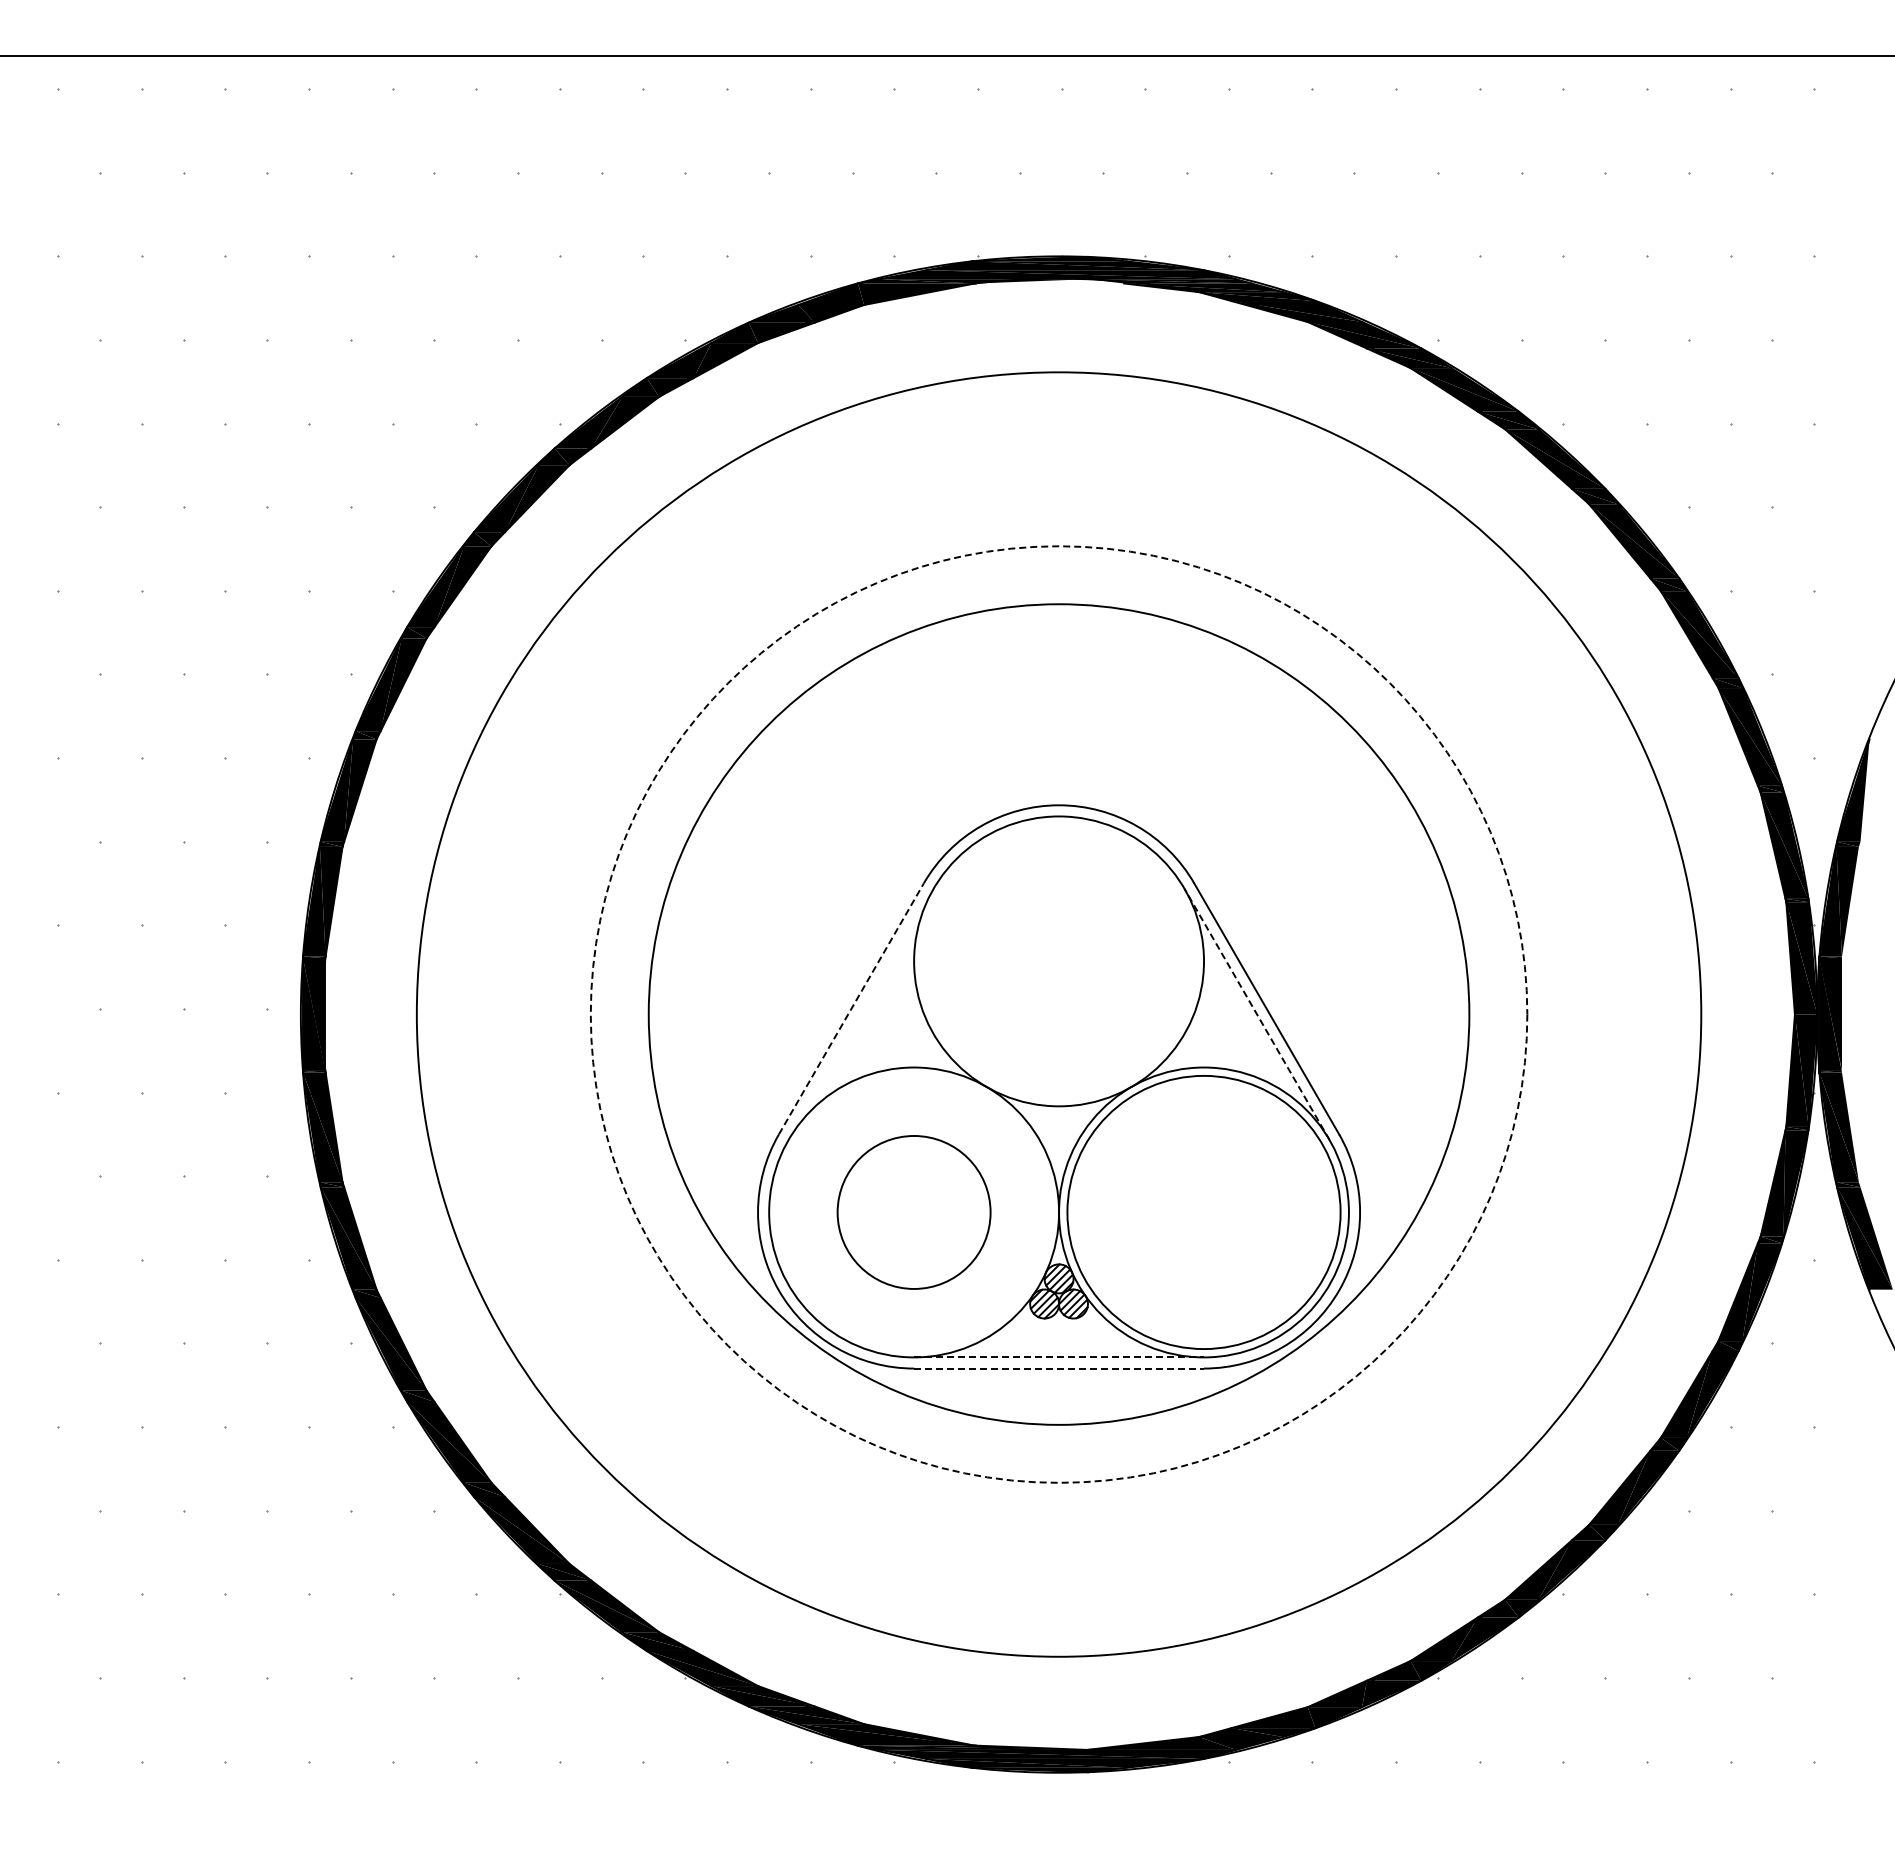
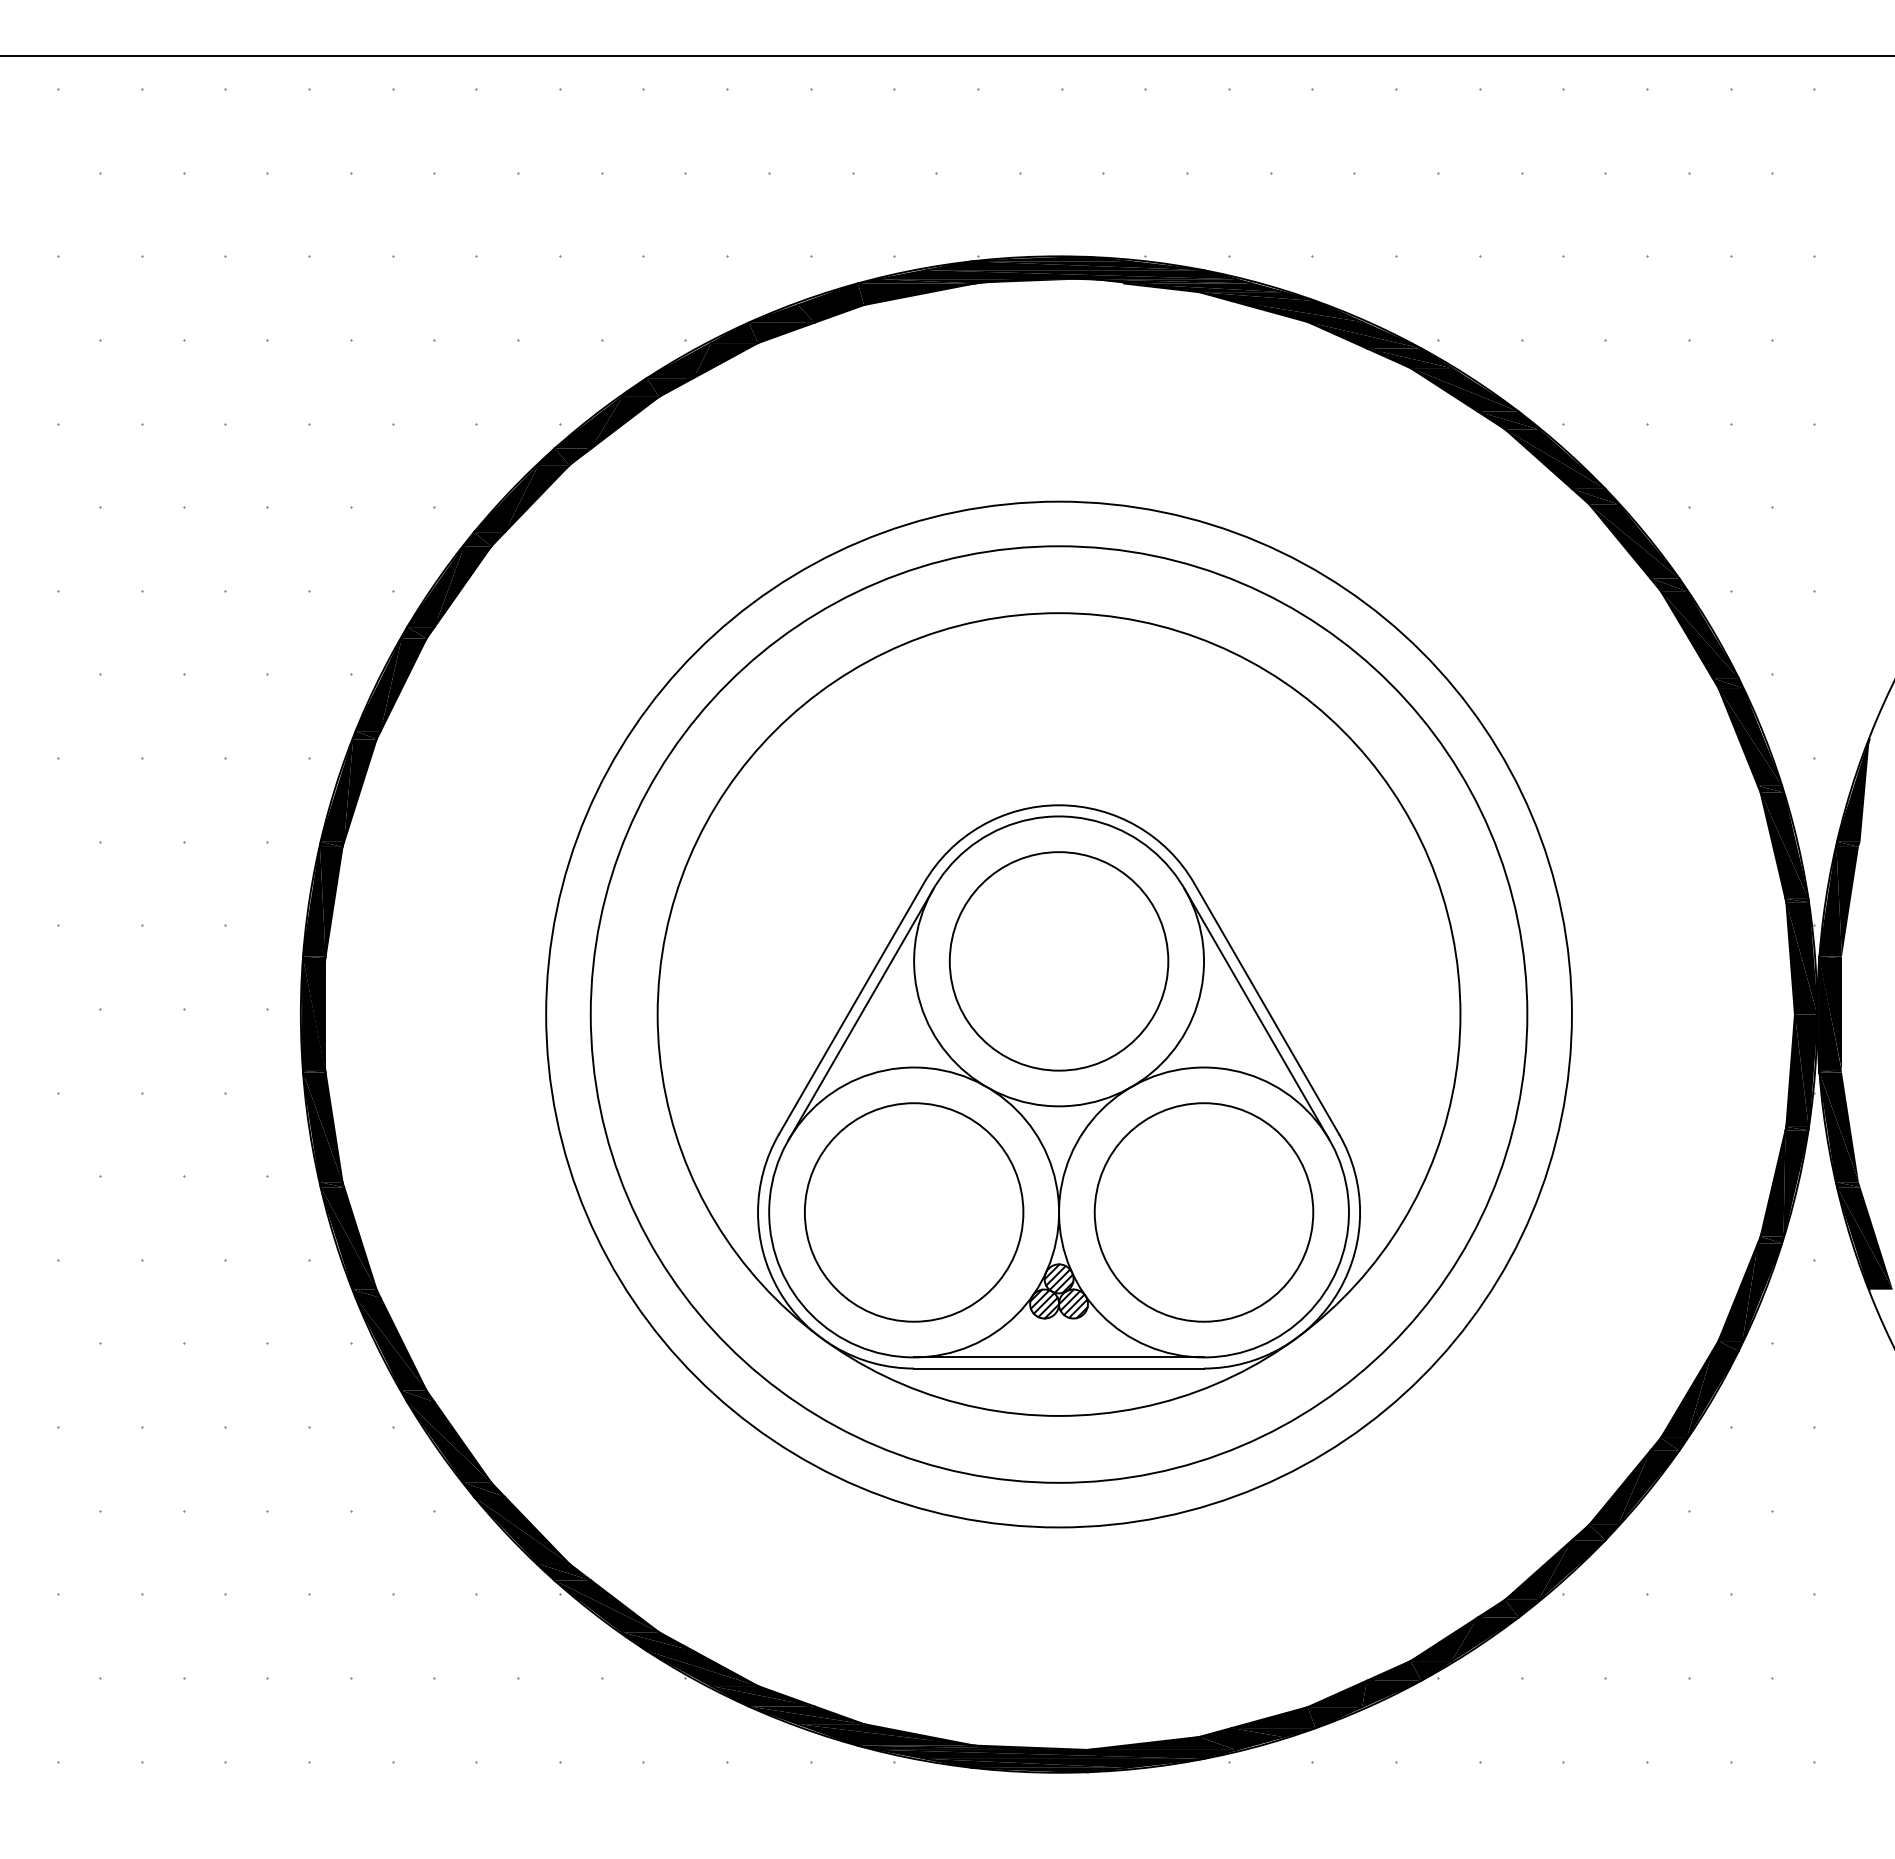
circle: none -> present (1058, 961)
line: dashed -> solid (851, 1008)
line: none -> present (860, 1014)
circle diameter: 1284 px -> 803 px (1058, 1014)
circle diameter: 821 px -> 1026 px (1058, 1014)
circle: dashed -> solid (1058, 1014)
line: dashed -> solid (1257, 1014)
circle diameter: 153 px -> 219 px (913, 1212)
circle diameter: 273 px -> 219 px (1203, 1212)
line: dashed -> solid (1059, 1357)
line: dashed -> solid (1059, 1368)
